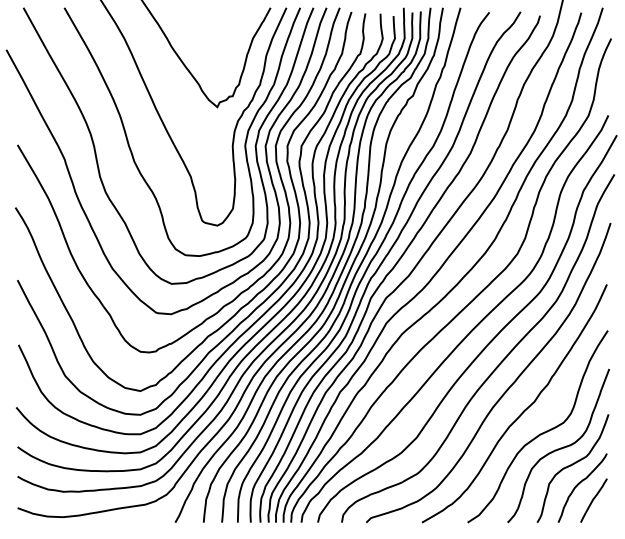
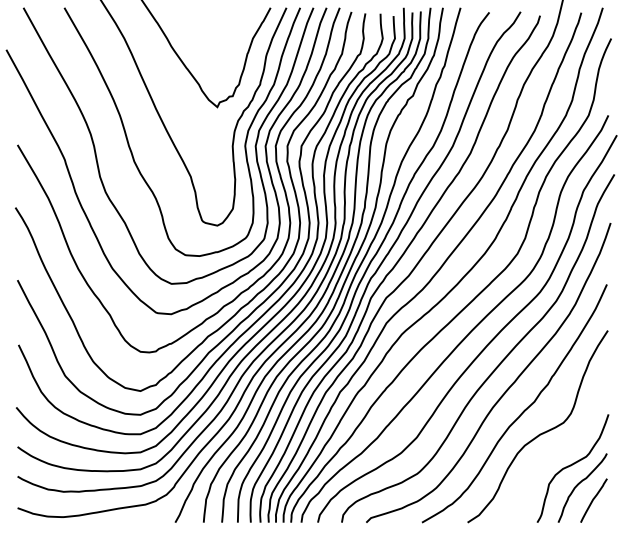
curve: present -> none (560, 447)
